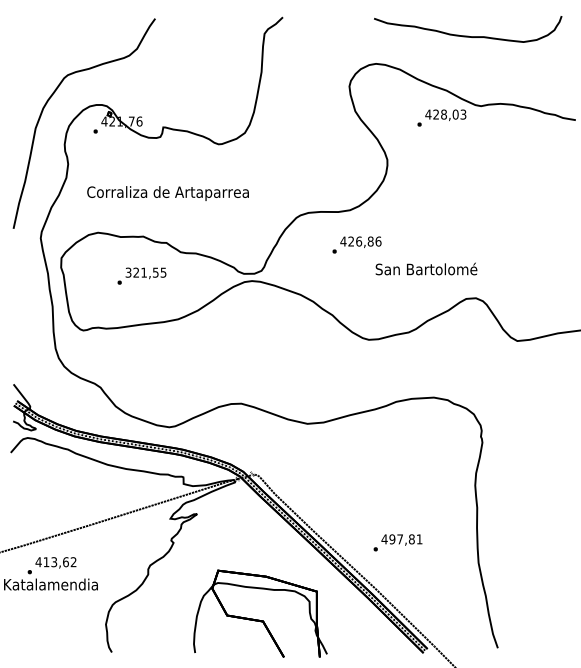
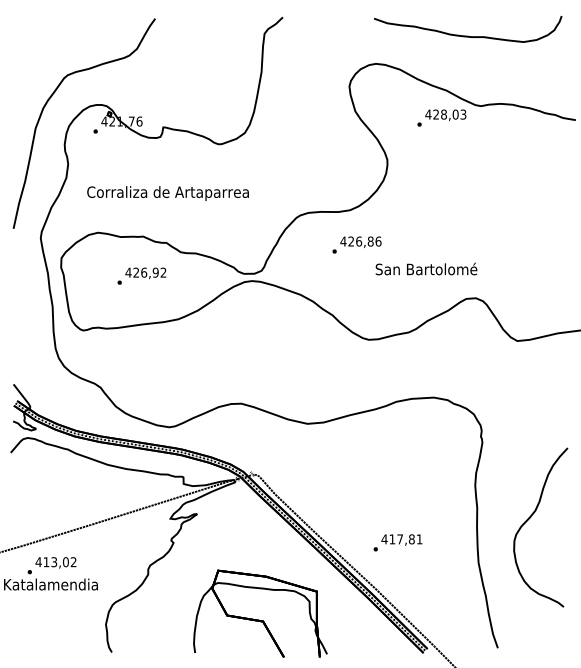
text: 321,55 -> 426,92 (145, 272)
curve: none -> present (531, 517)
text: 497,81 -> 417,81 (392, 539)
text: 413,62 -> 413,02 (65, 561)
